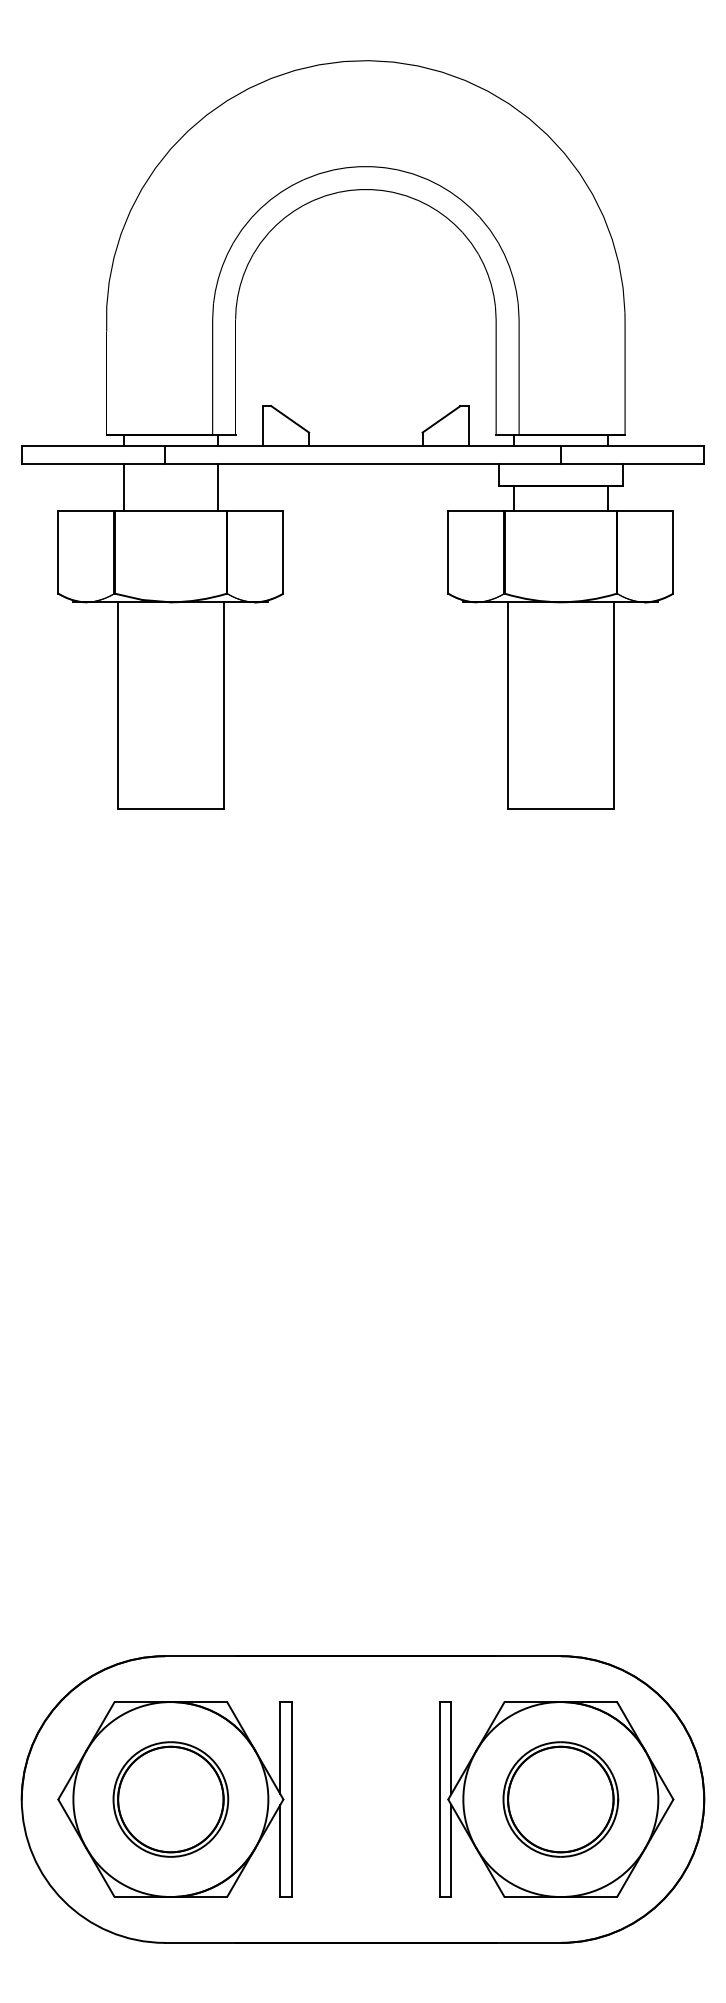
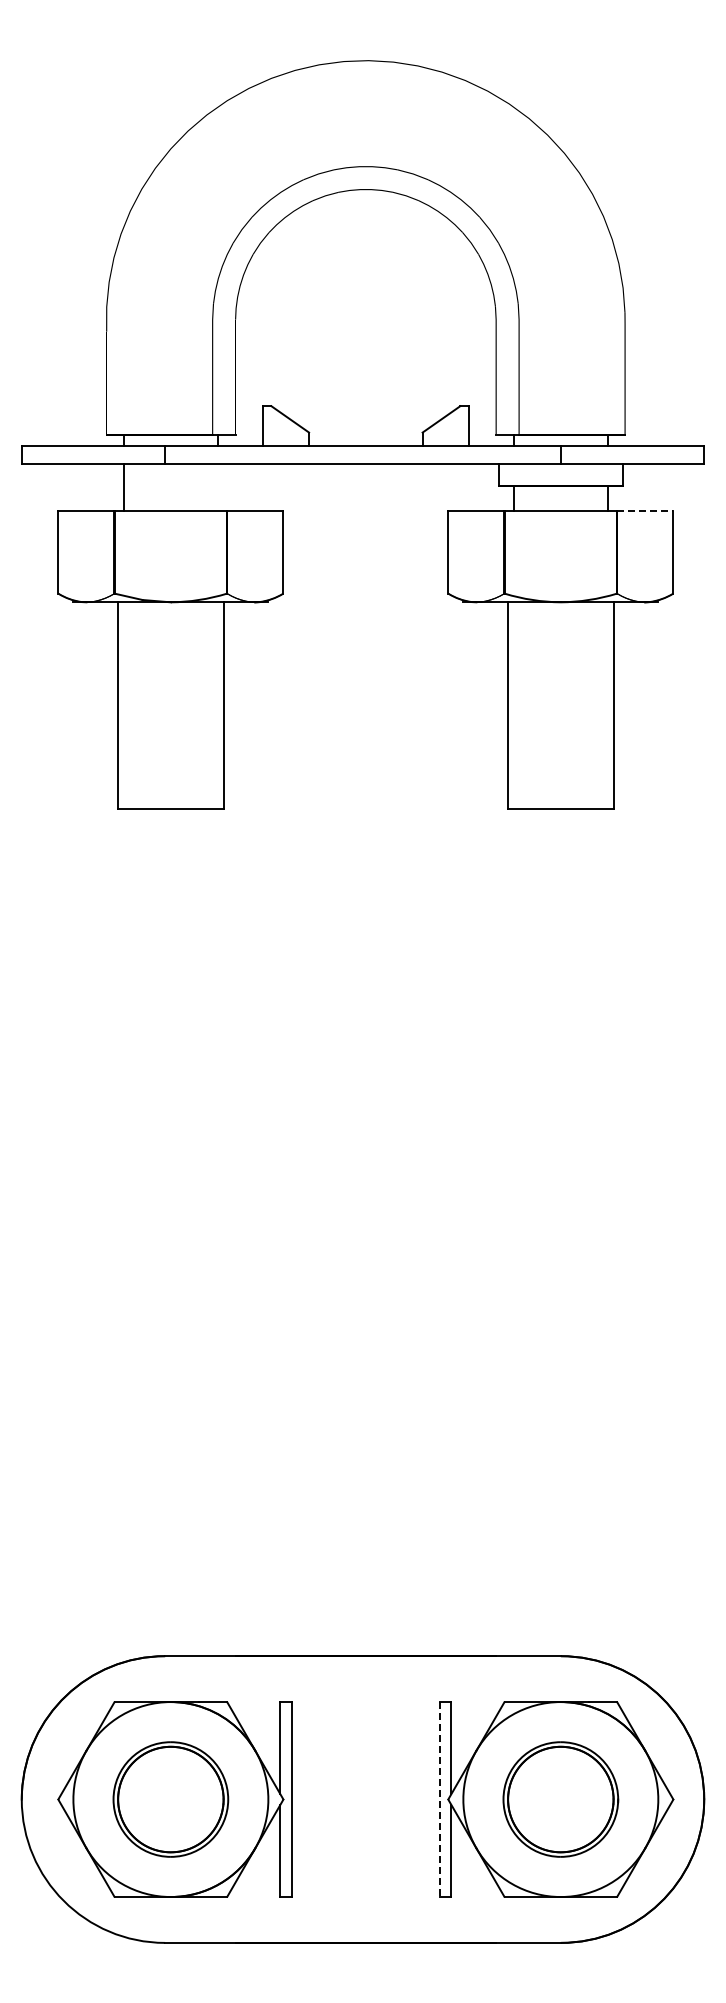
line: present -> none (217, 486)
line: solid -> dashed (645, 510)
line: solid -> dashed (439, 1800)
